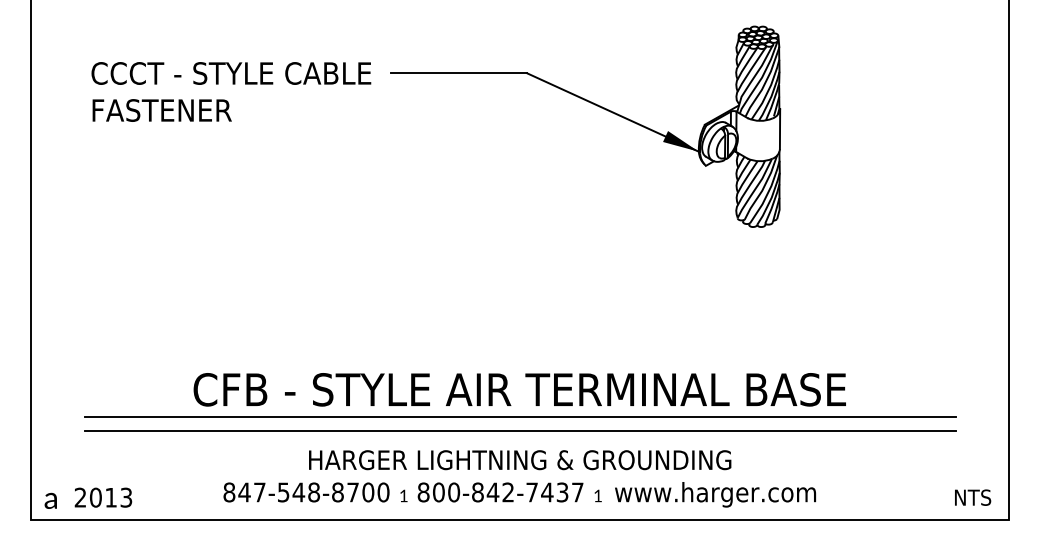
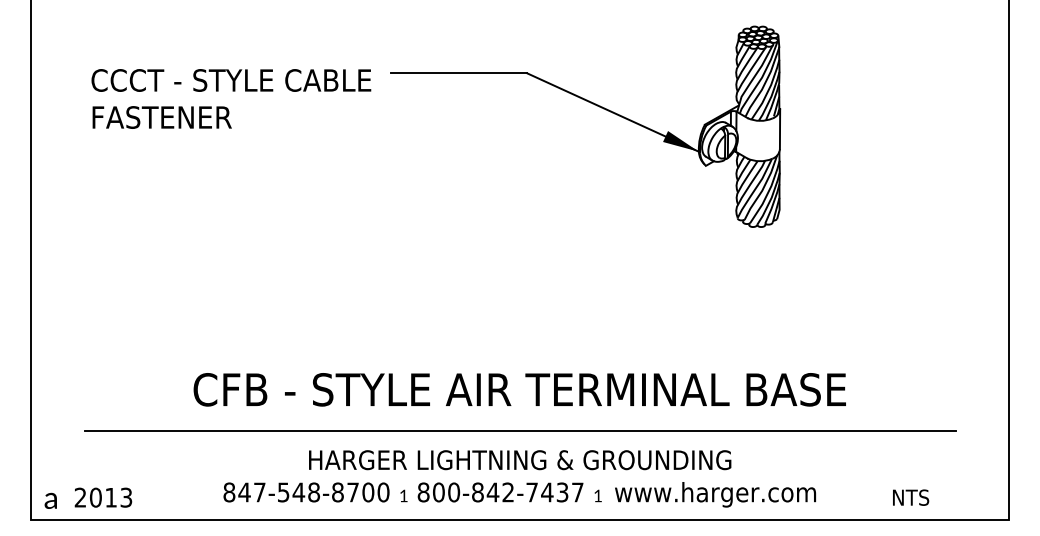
text position: (231, 91) -> (231, 98) (231, 98)
line: present -> none (519, 417)
text position: (973, 497) -> (911, 497) (911, 497)
